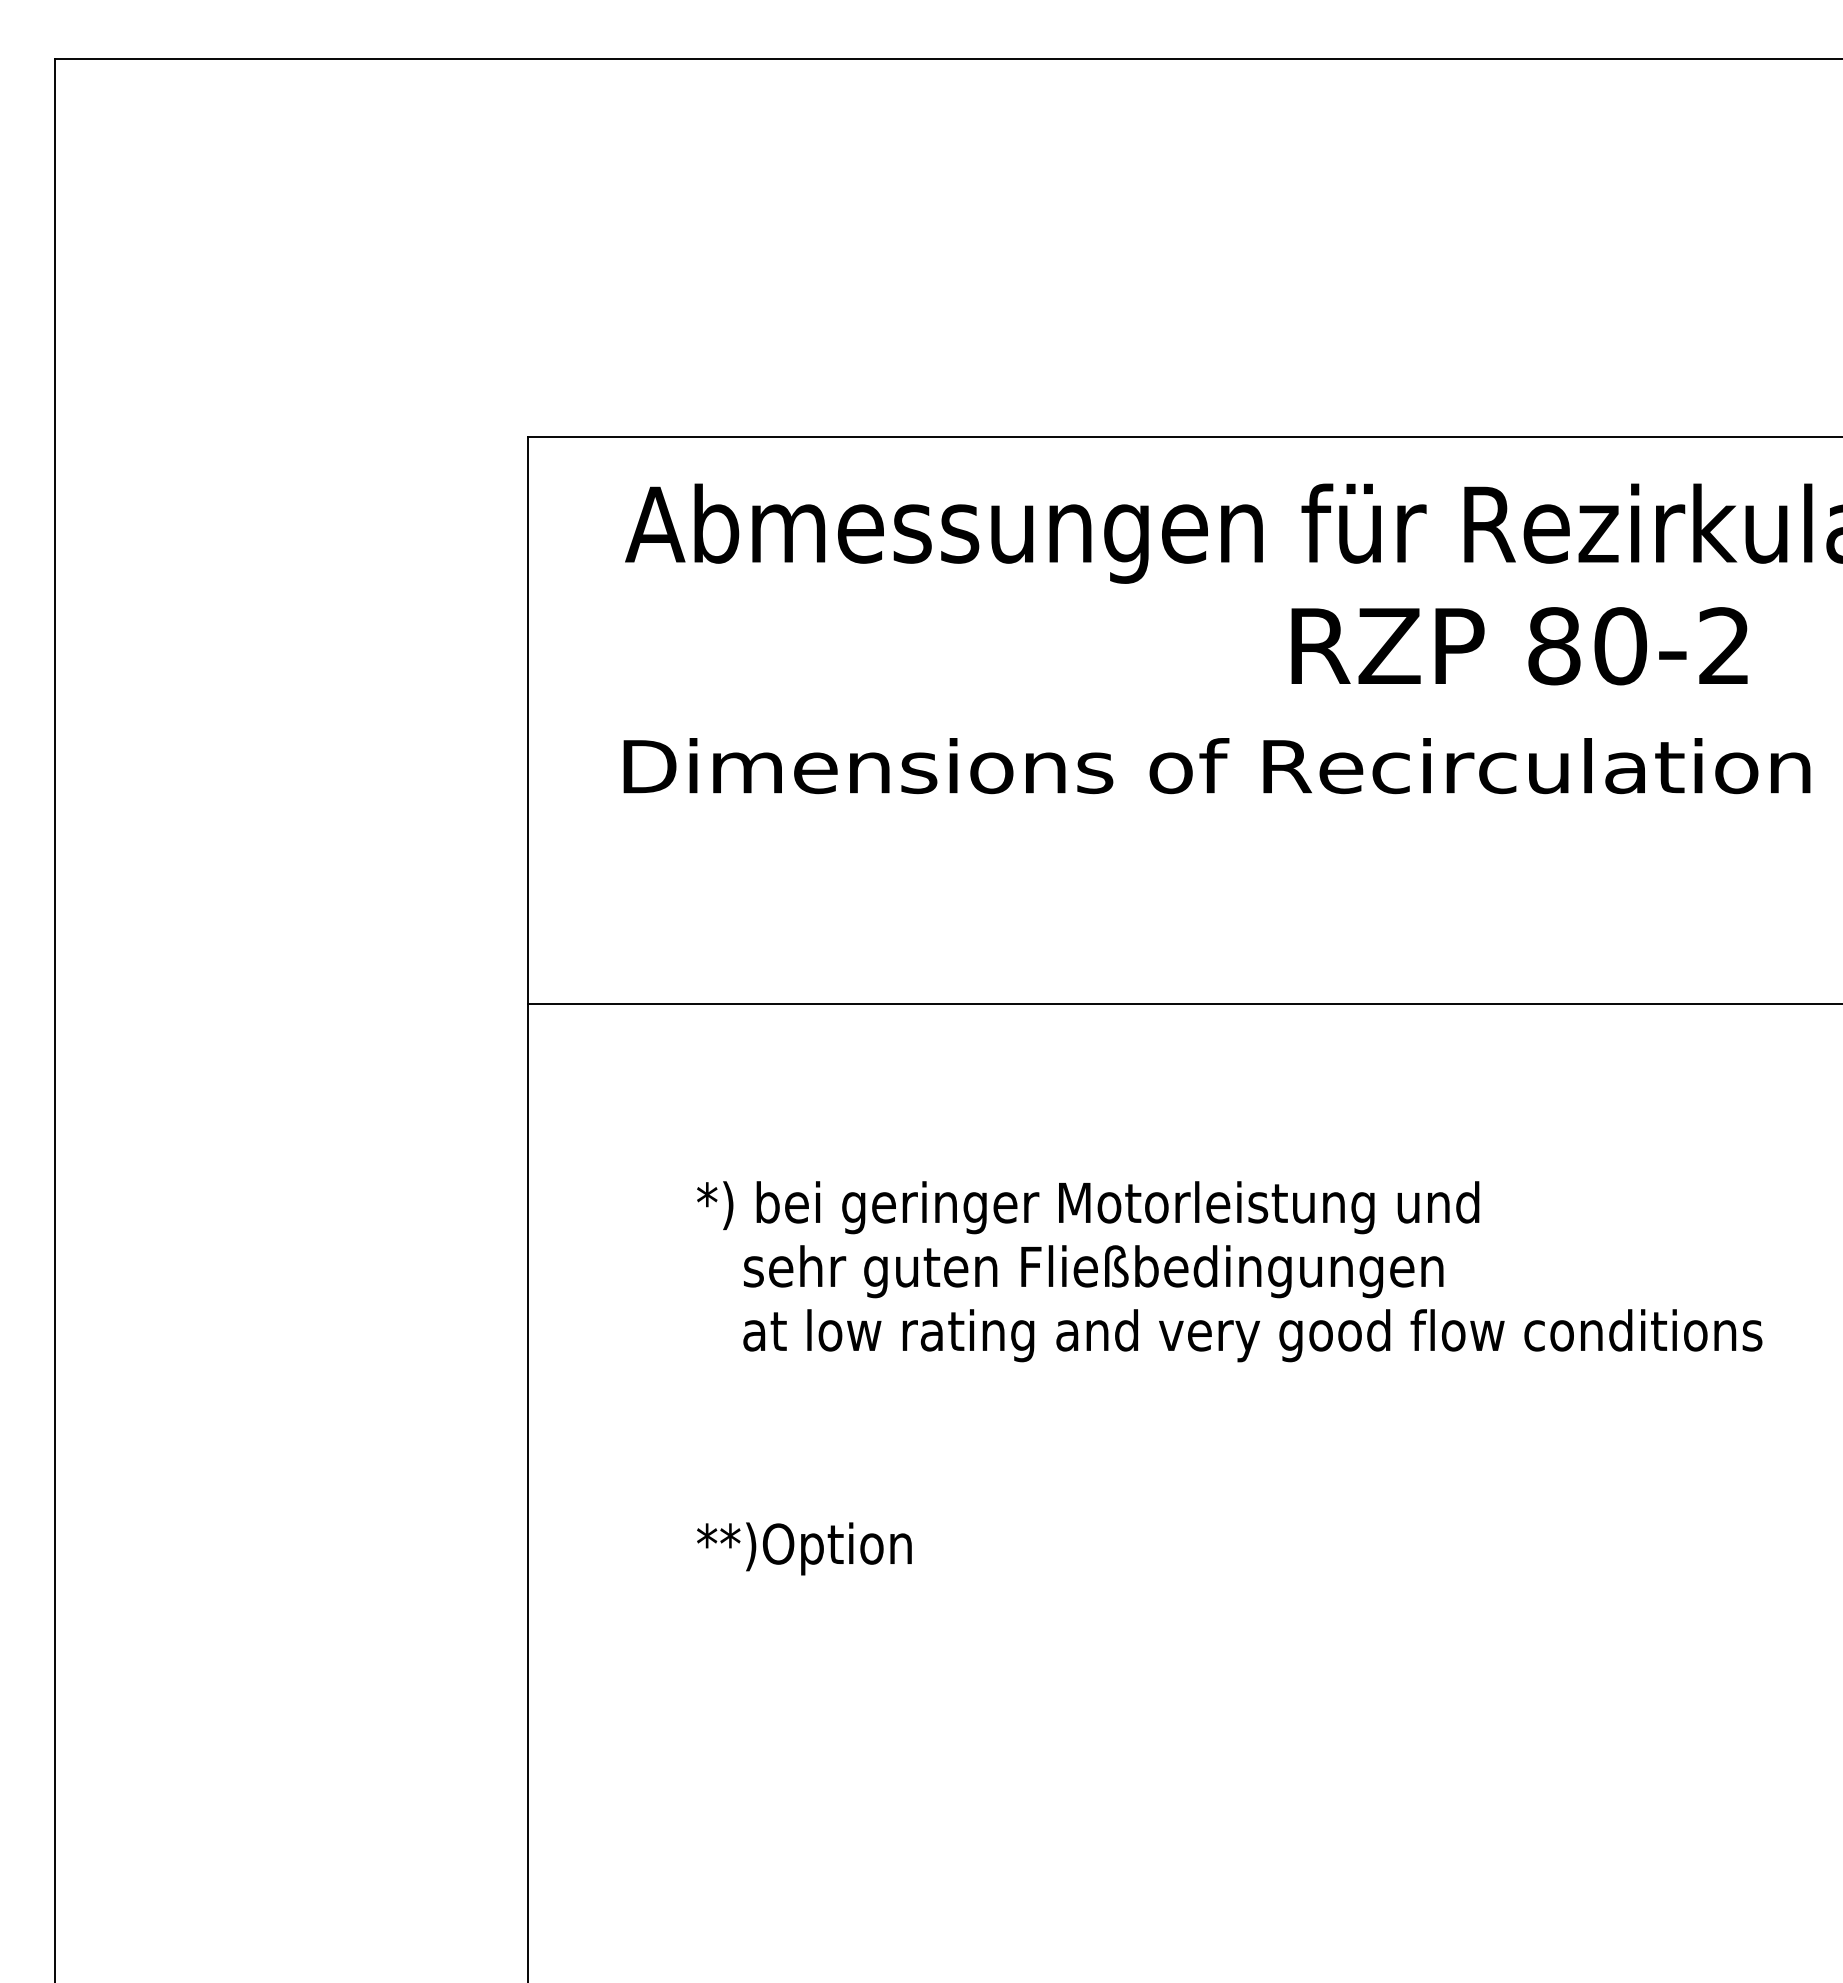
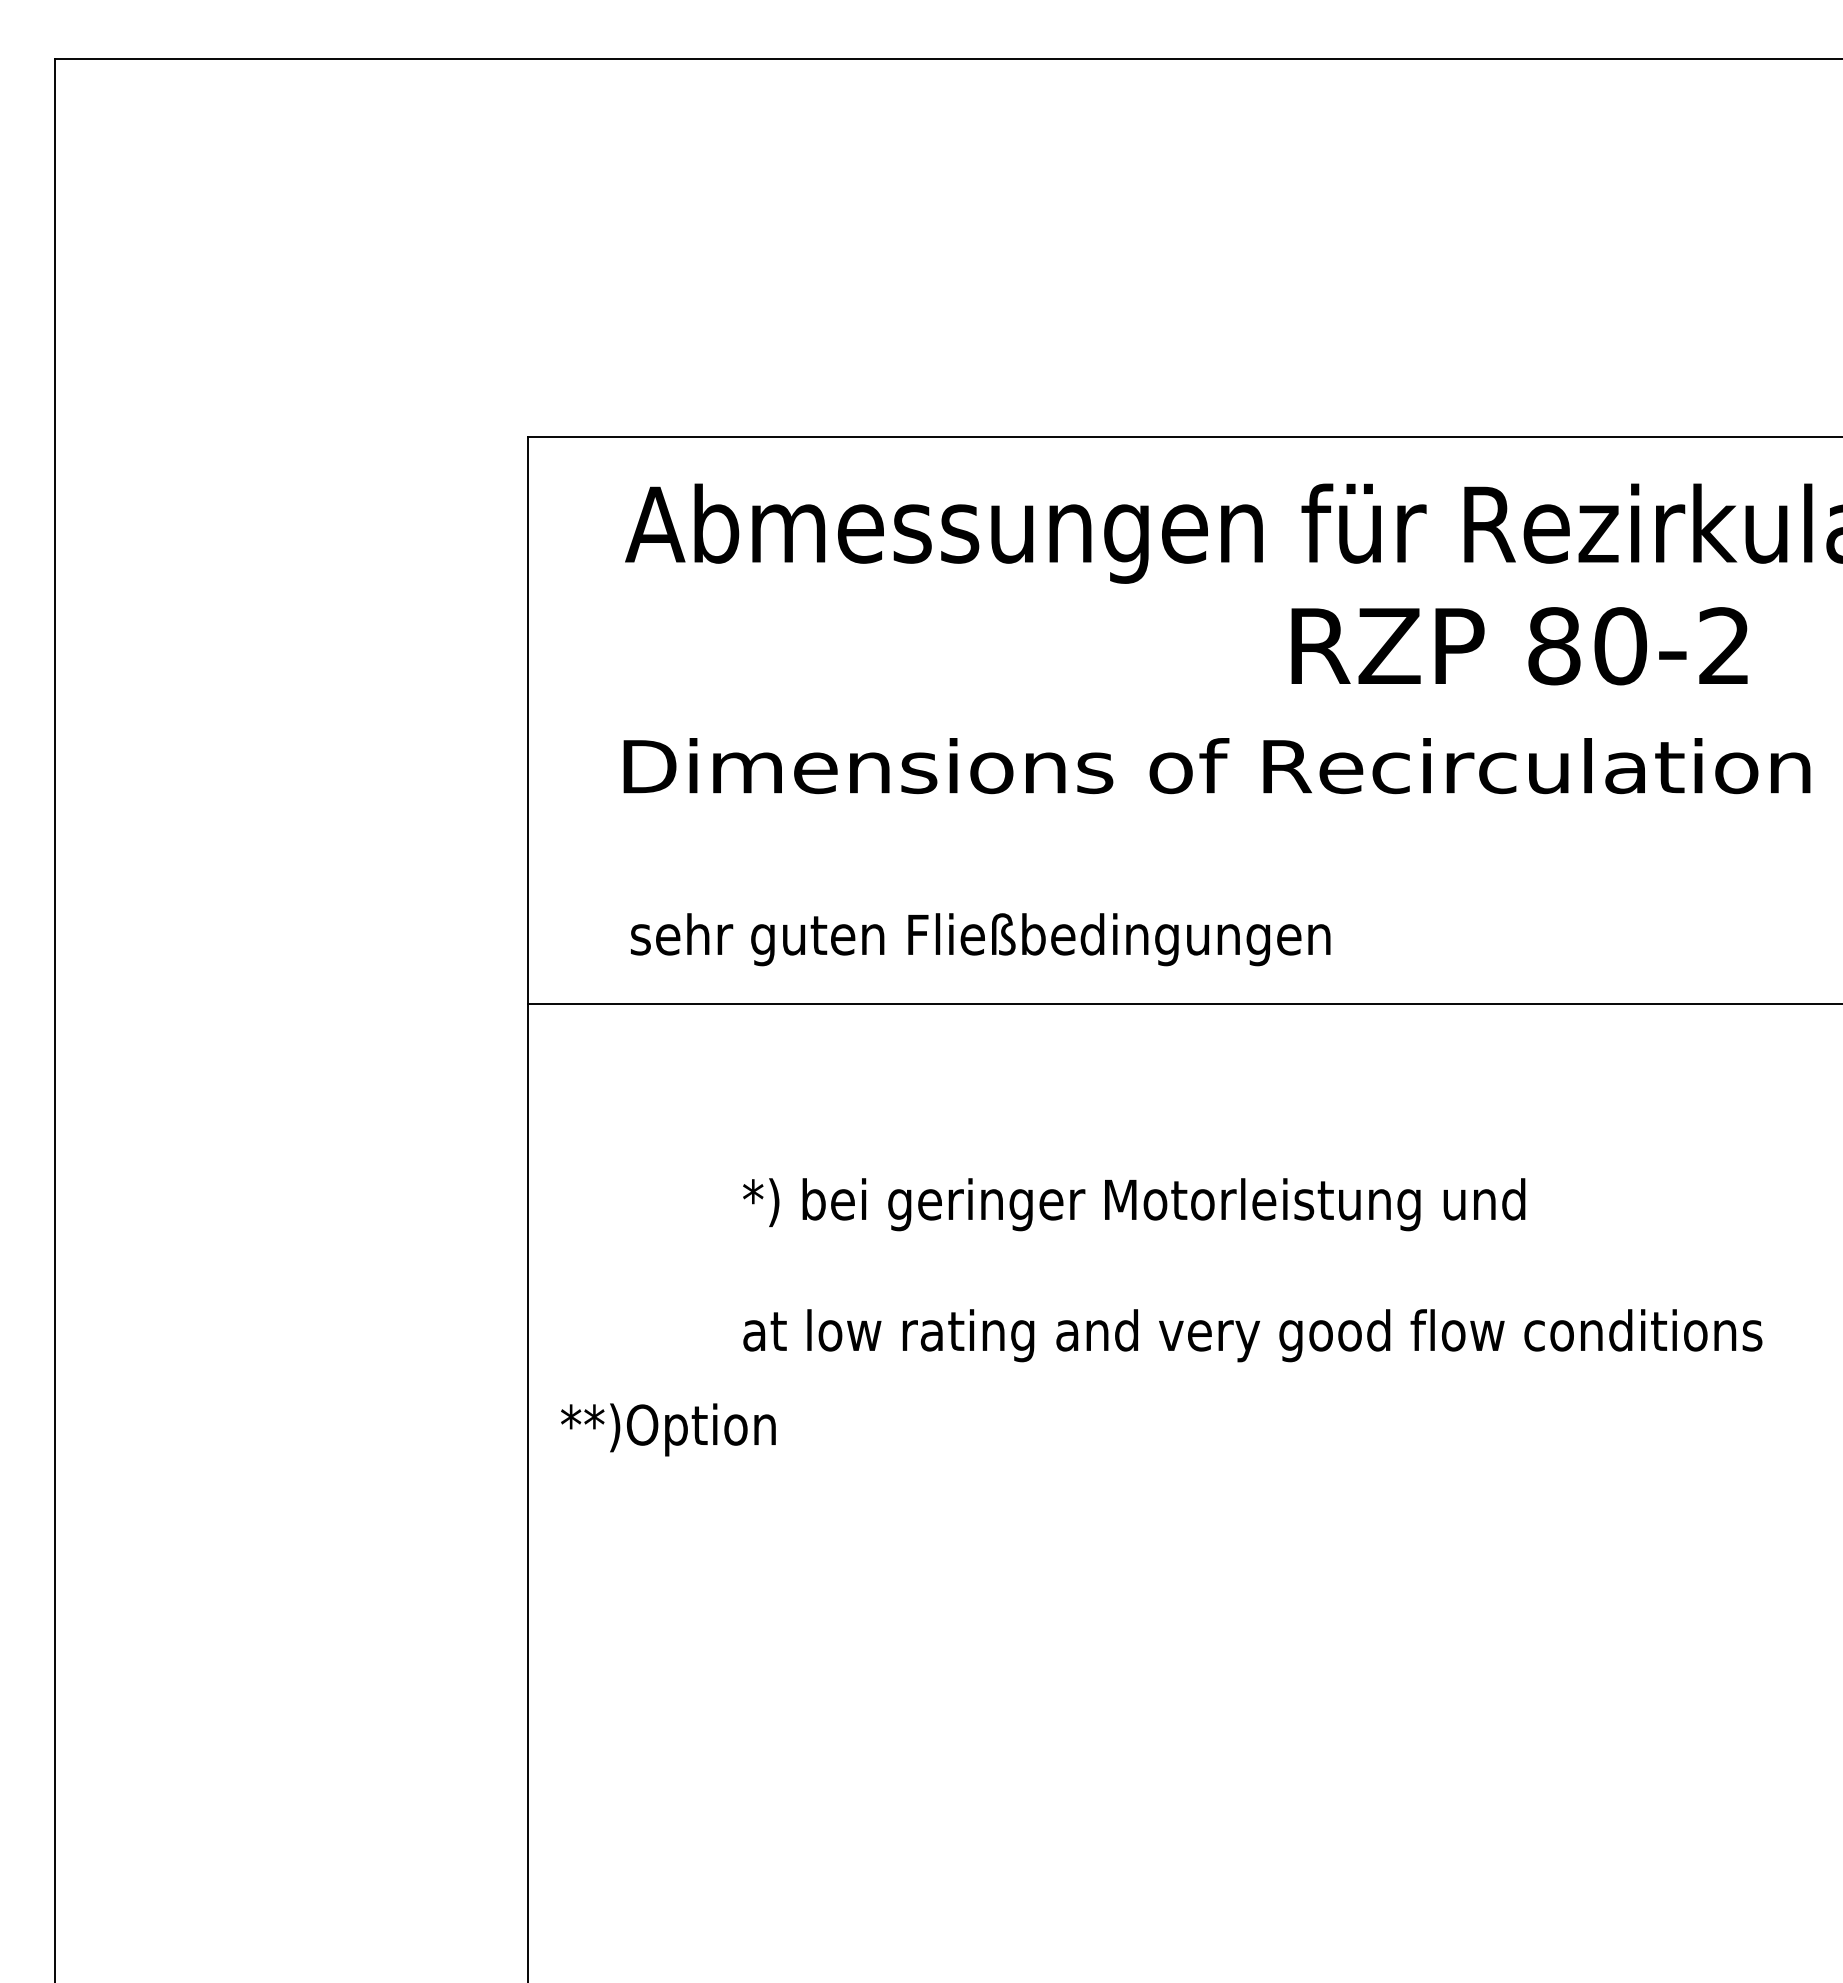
text position: (1088, 1207) -> (1134, 1204) (1134, 1204)
text position: (1093, 1271) -> (980, 939) (980, 939)
text position: (804, 1548) -> (668, 1429) (668, 1429)
